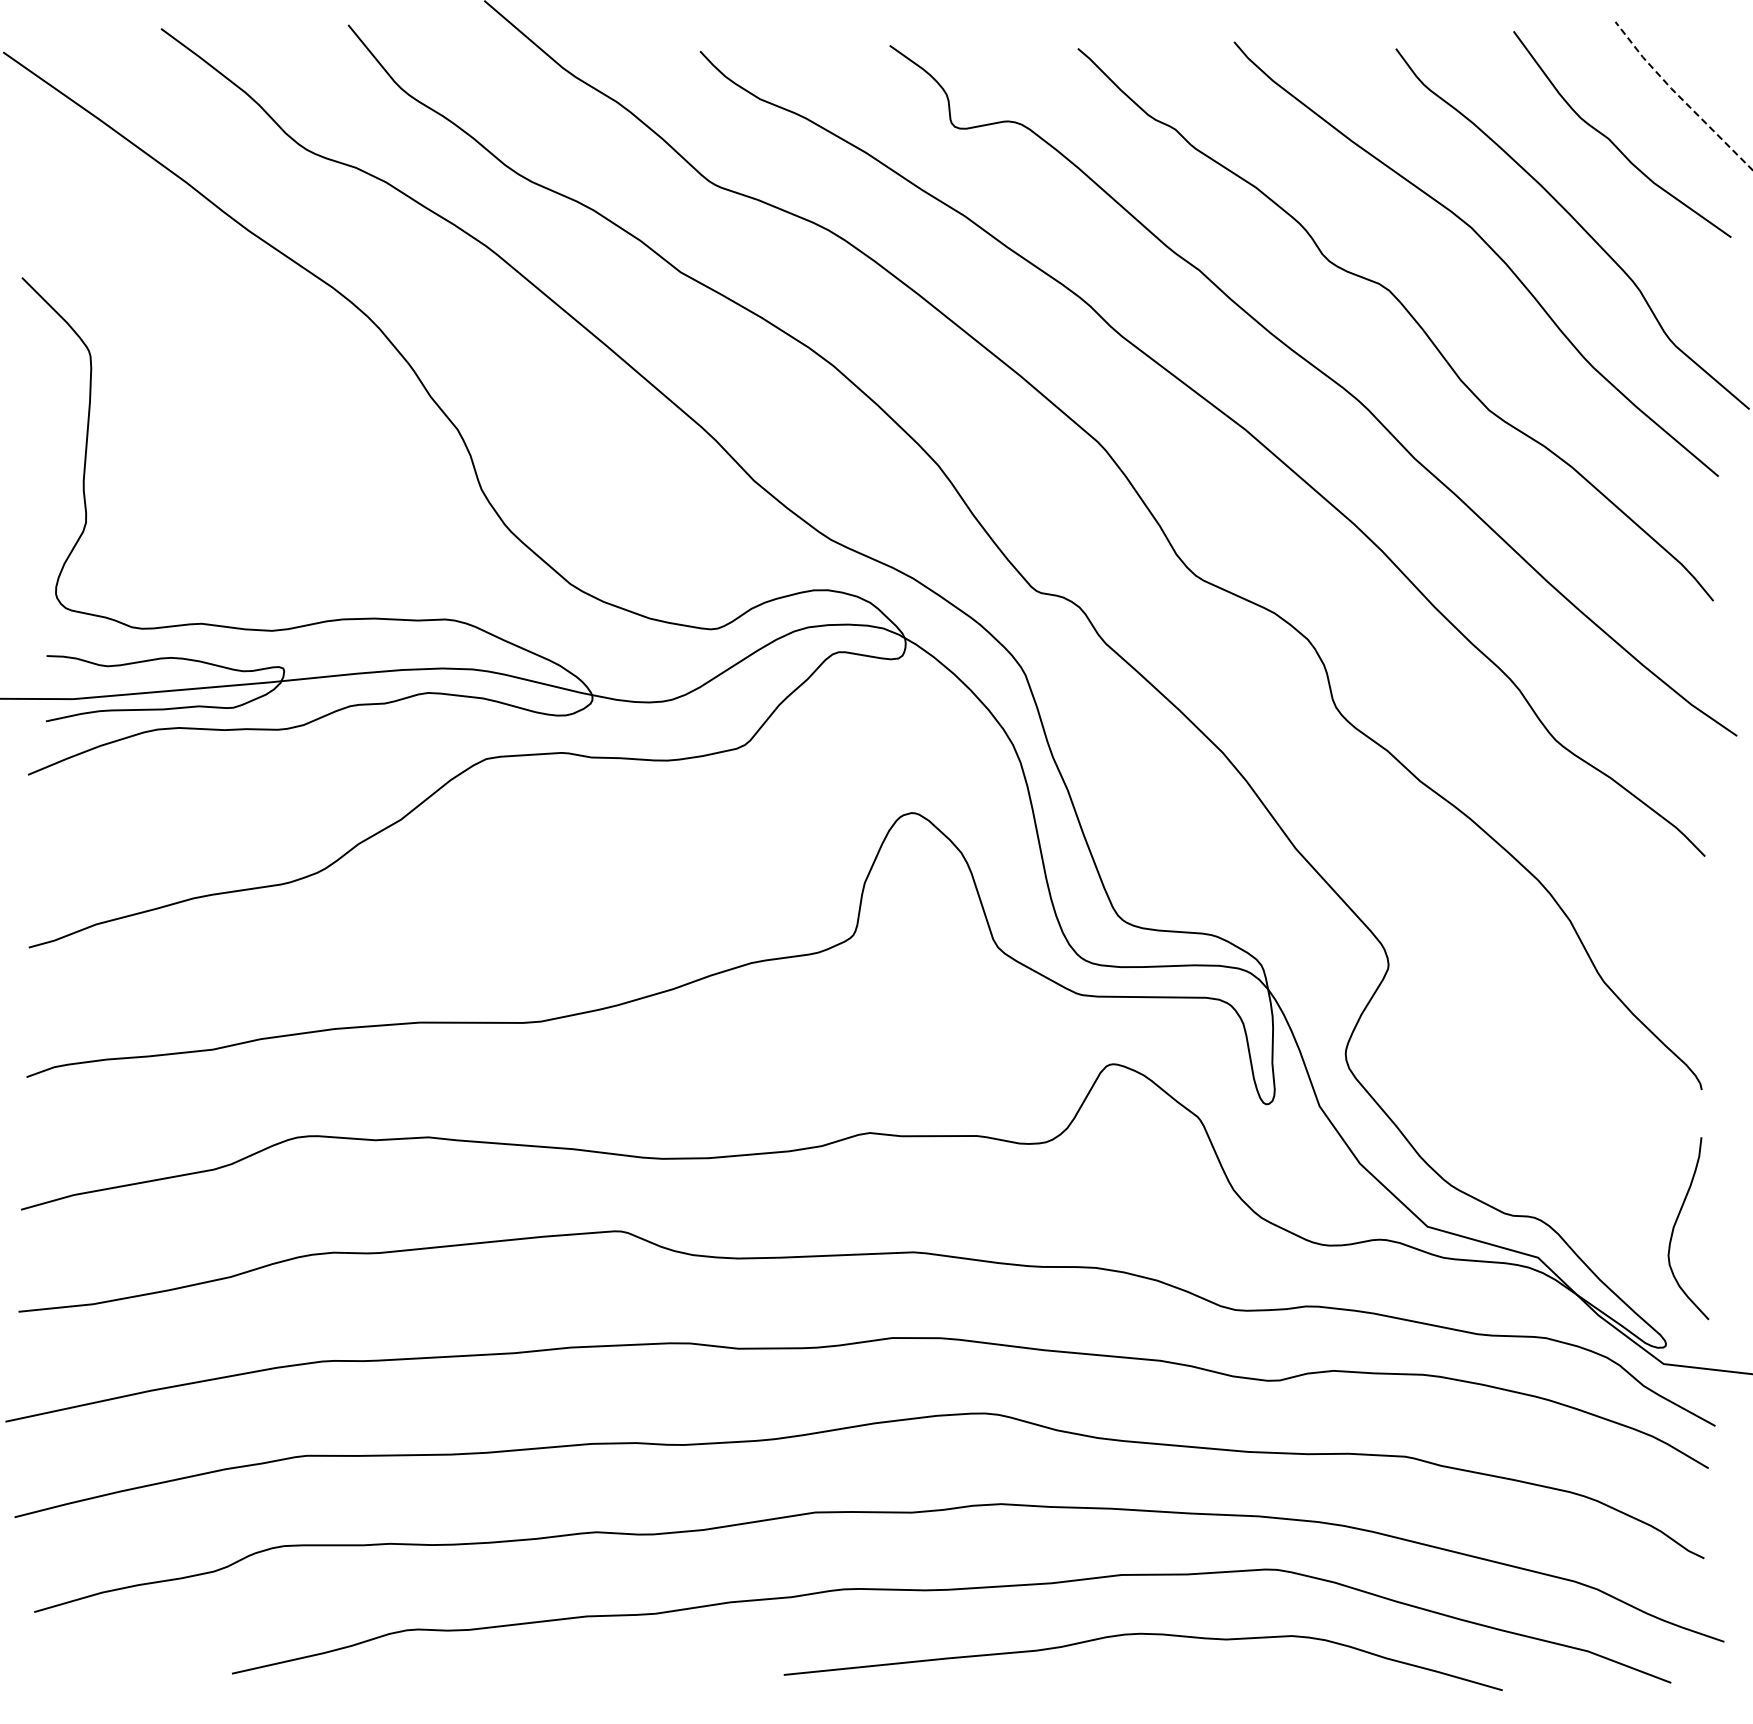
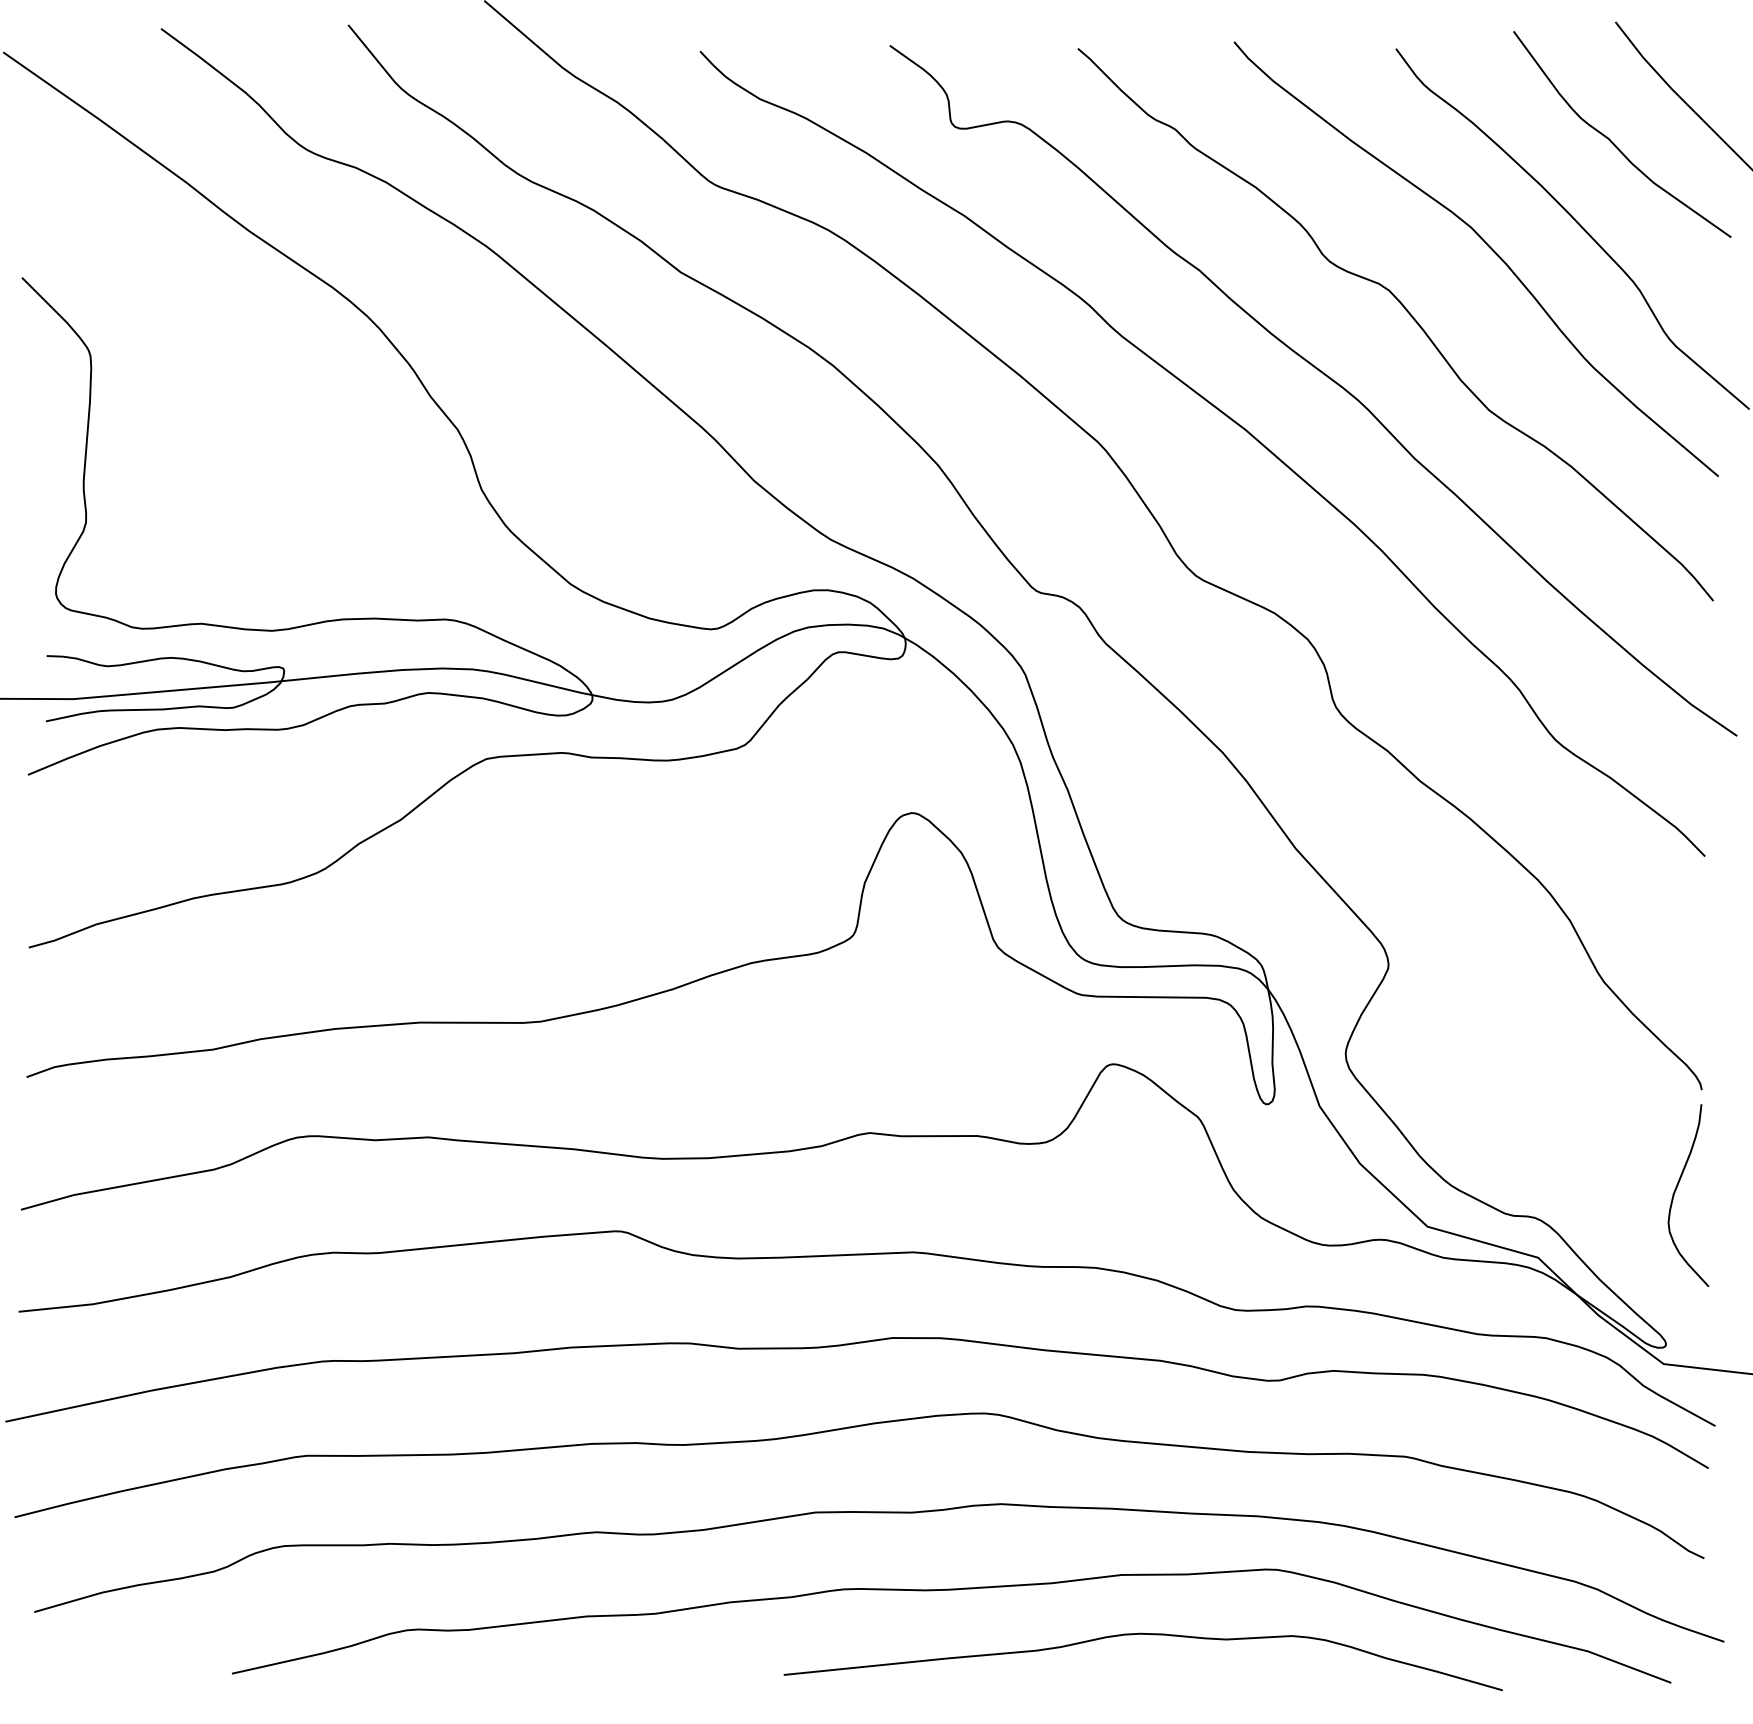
line: dashed -> solid (1679, 97)
curve position: (1676, 1223) -> (1676, 1190) (1676, 1190)
